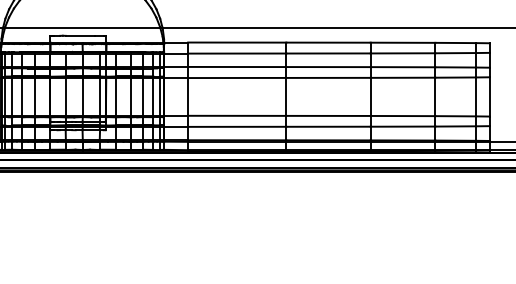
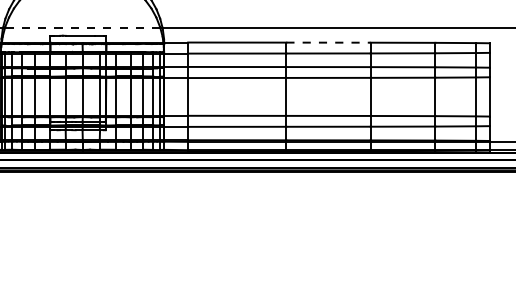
line: solid -> dashed (82, 27)
line: solid -> dashed (329, 42)
